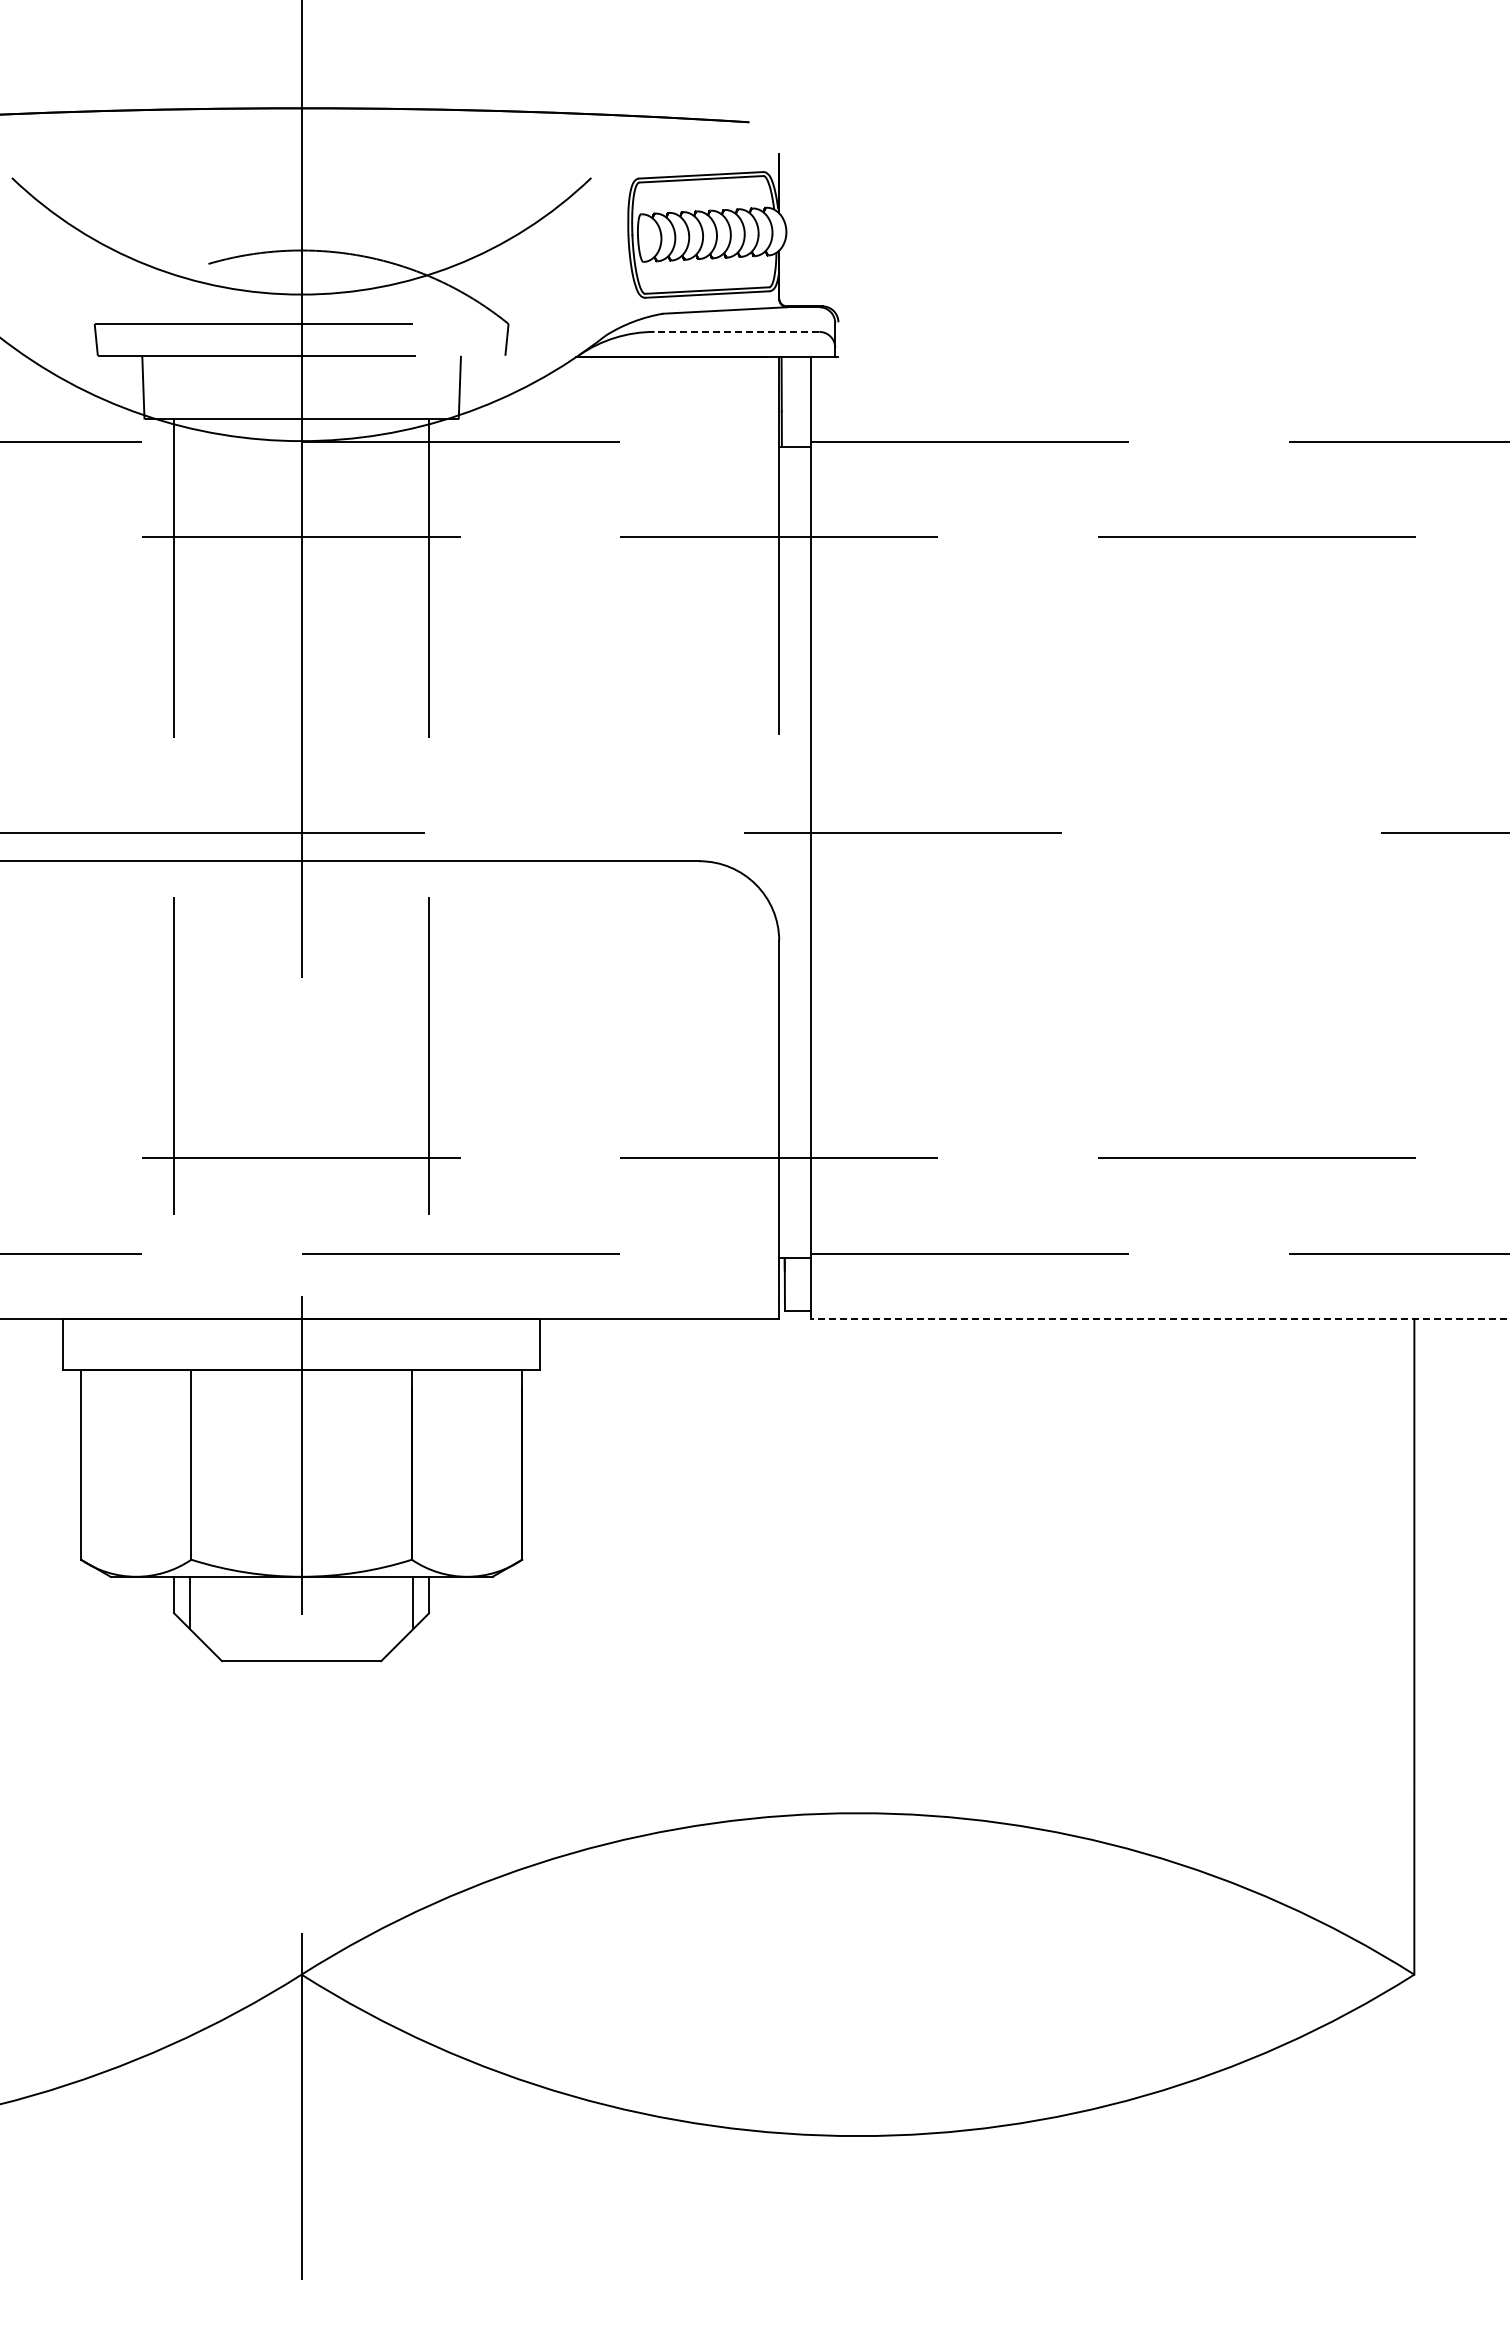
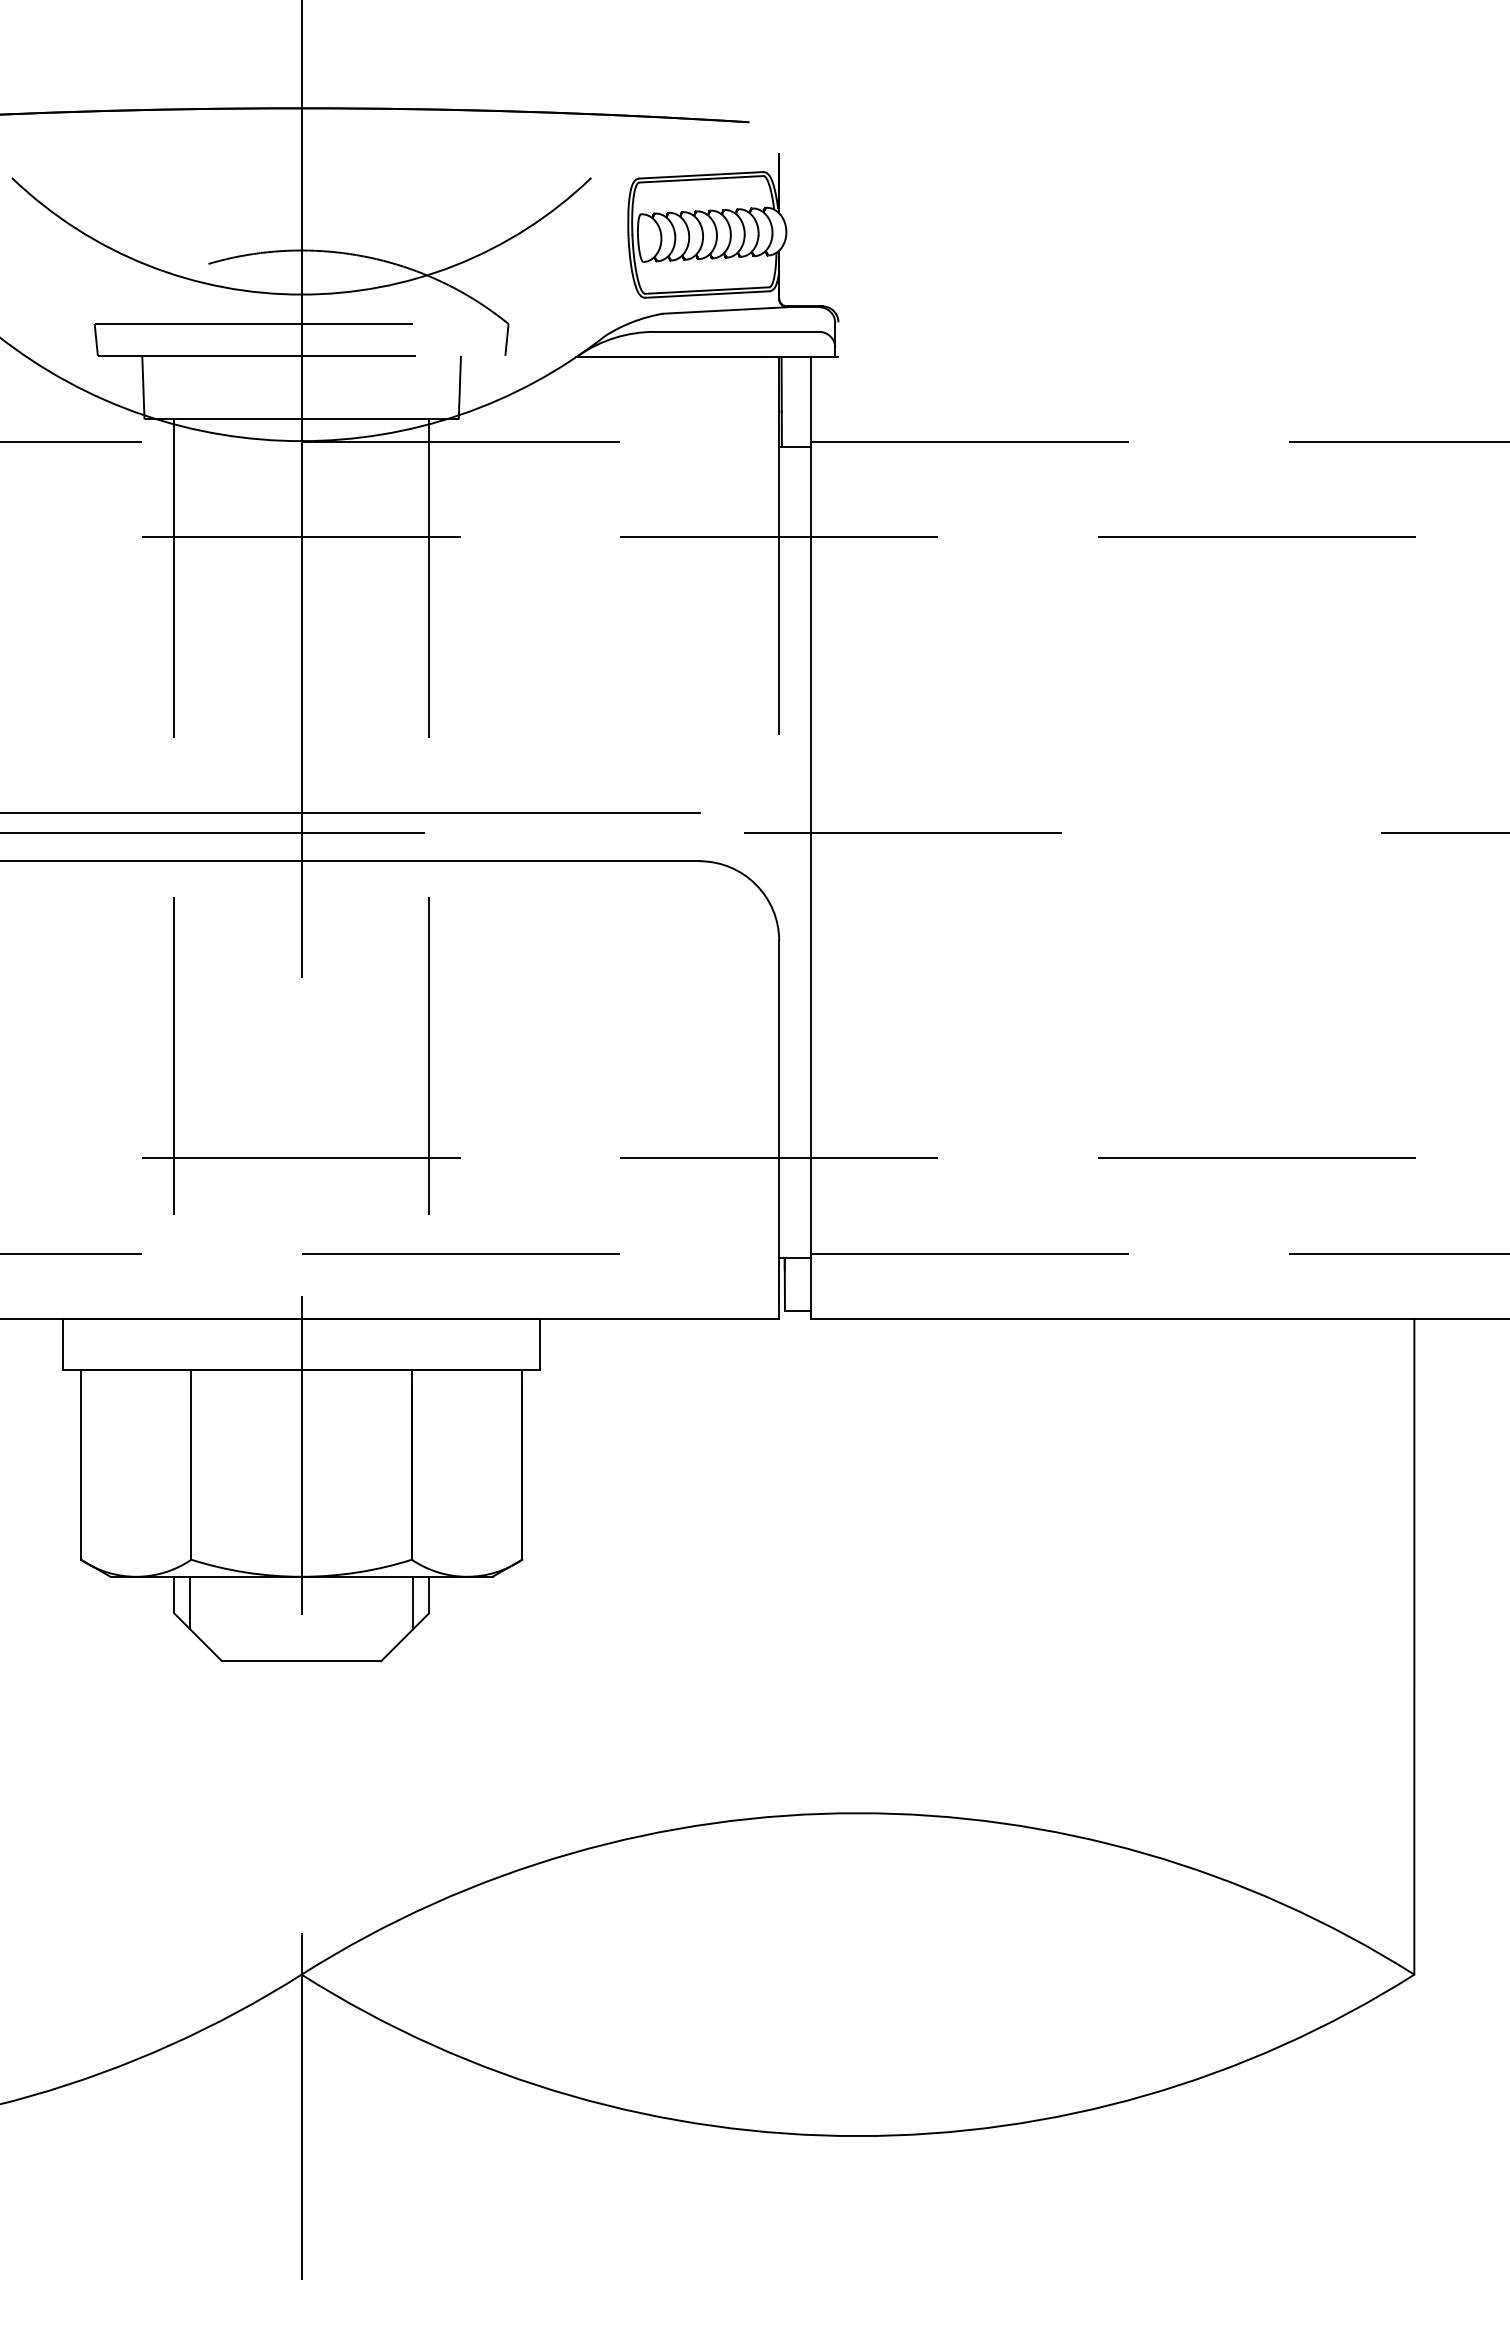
line: dashed -> solid (736, 331)
line: none -> present (350, 813)
line: dashed -> solid (1160, 1318)
